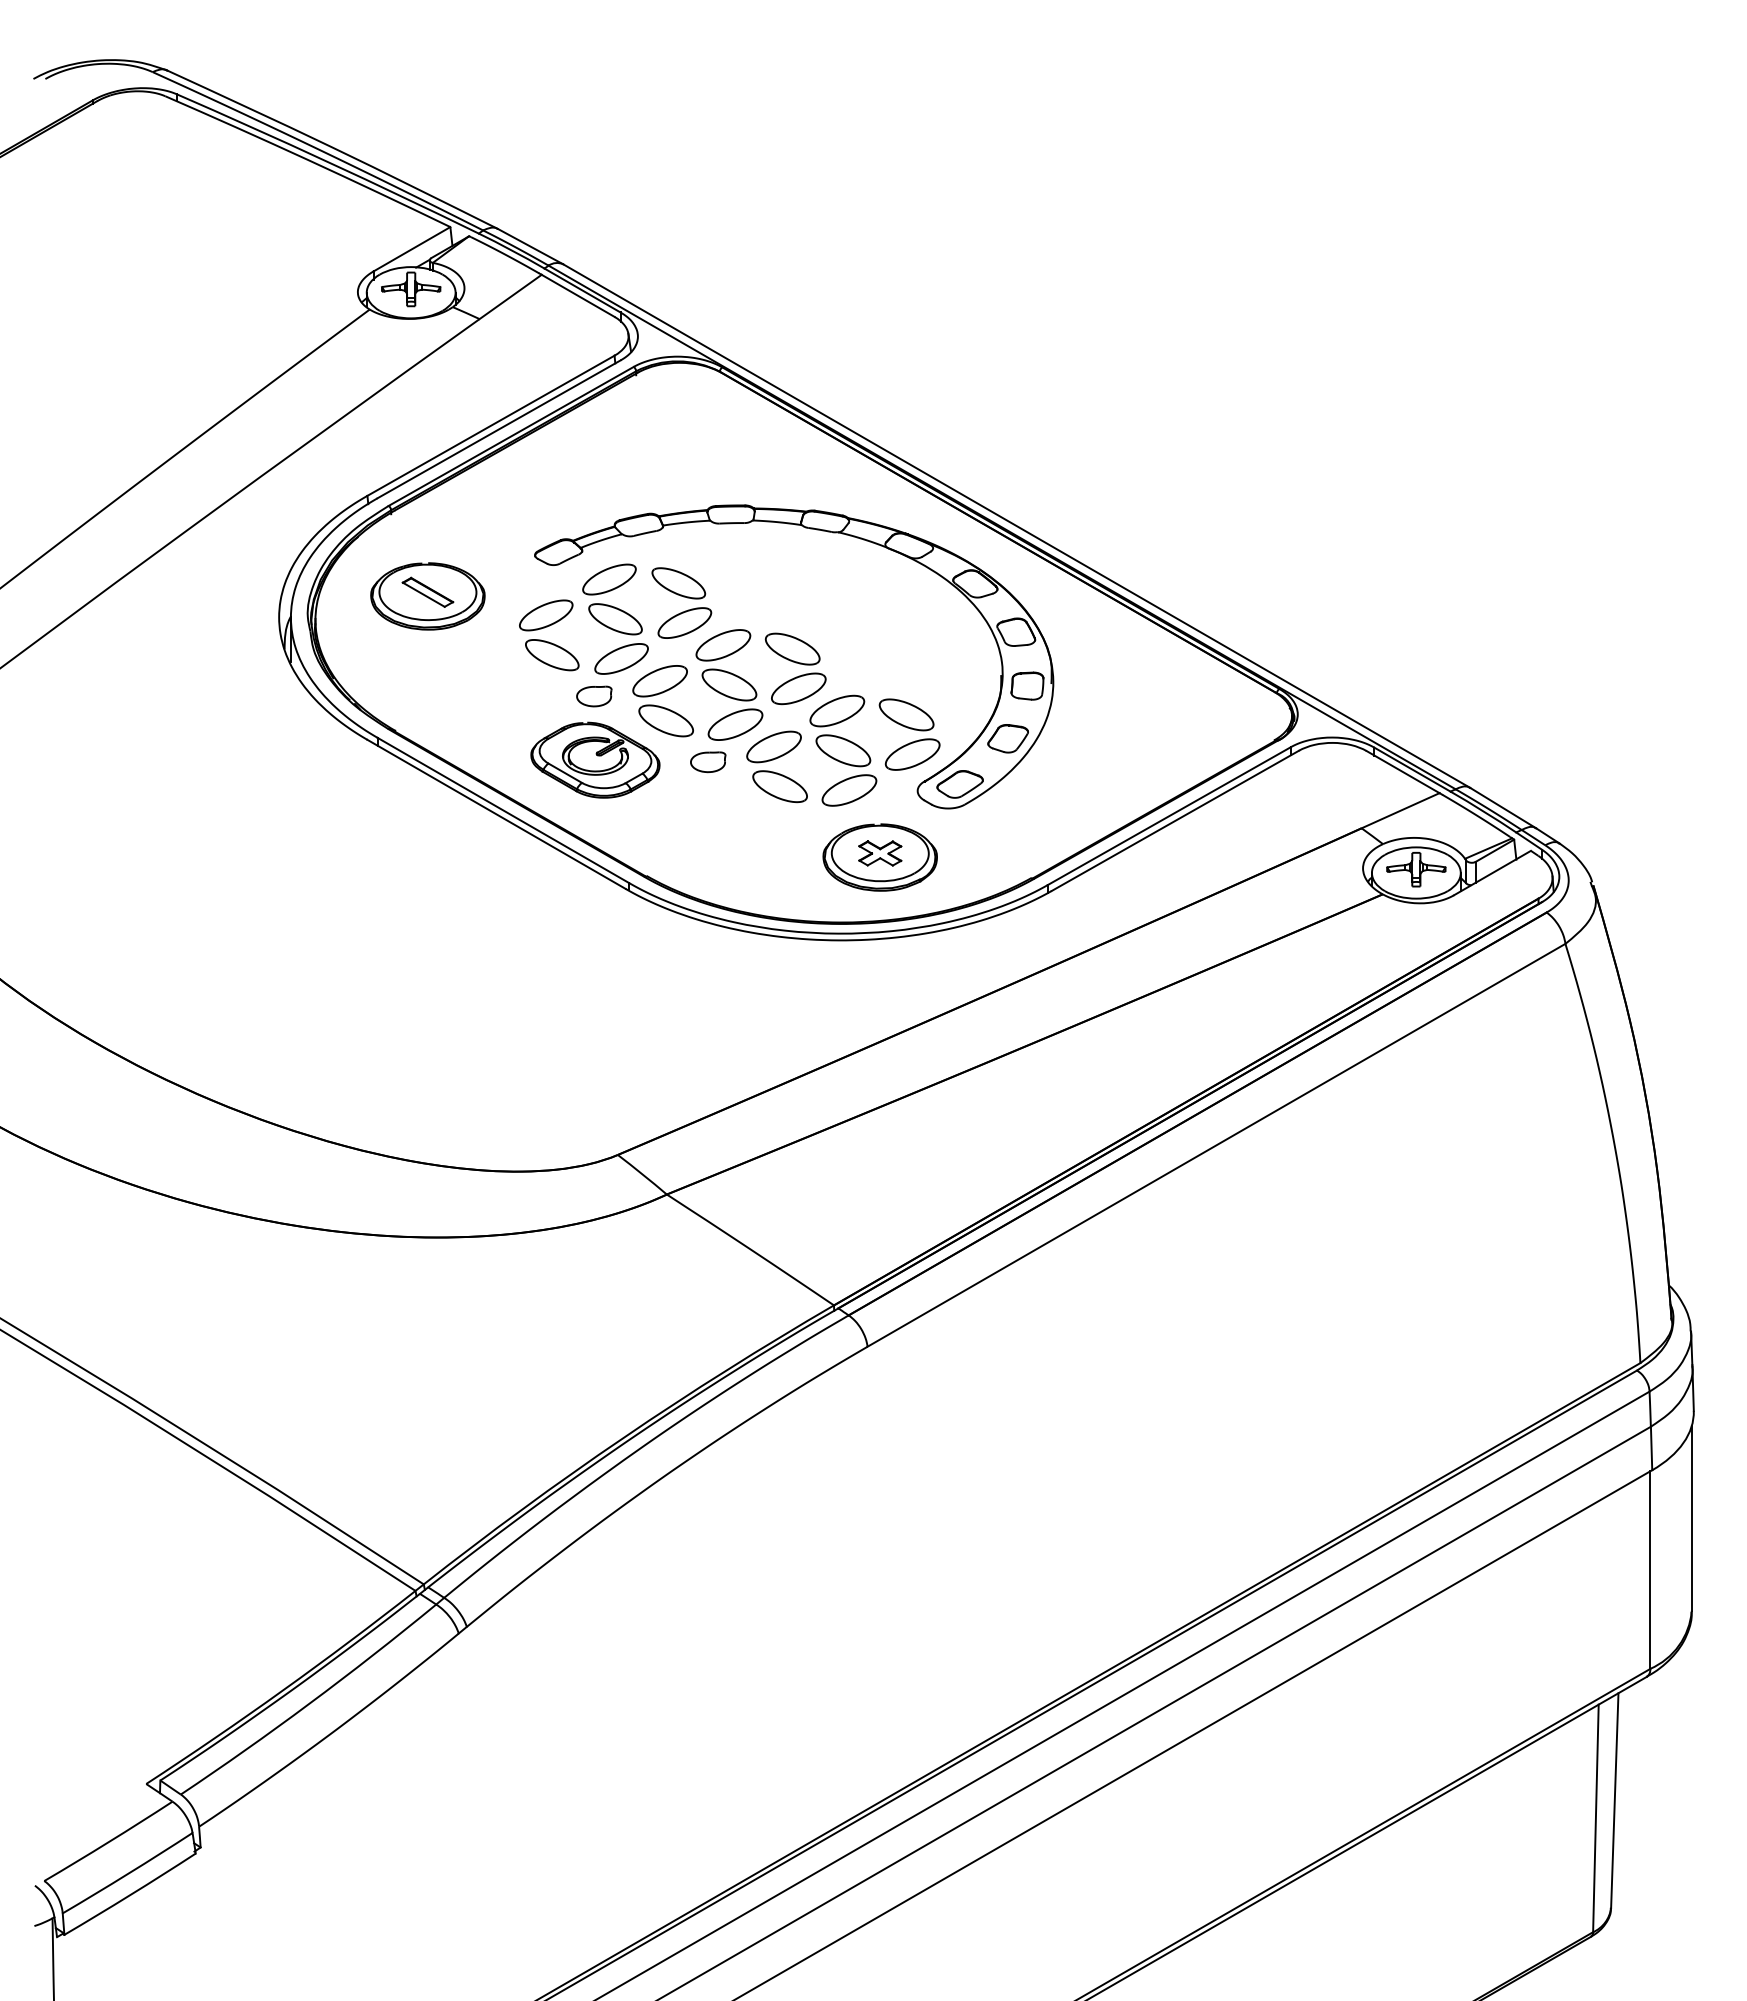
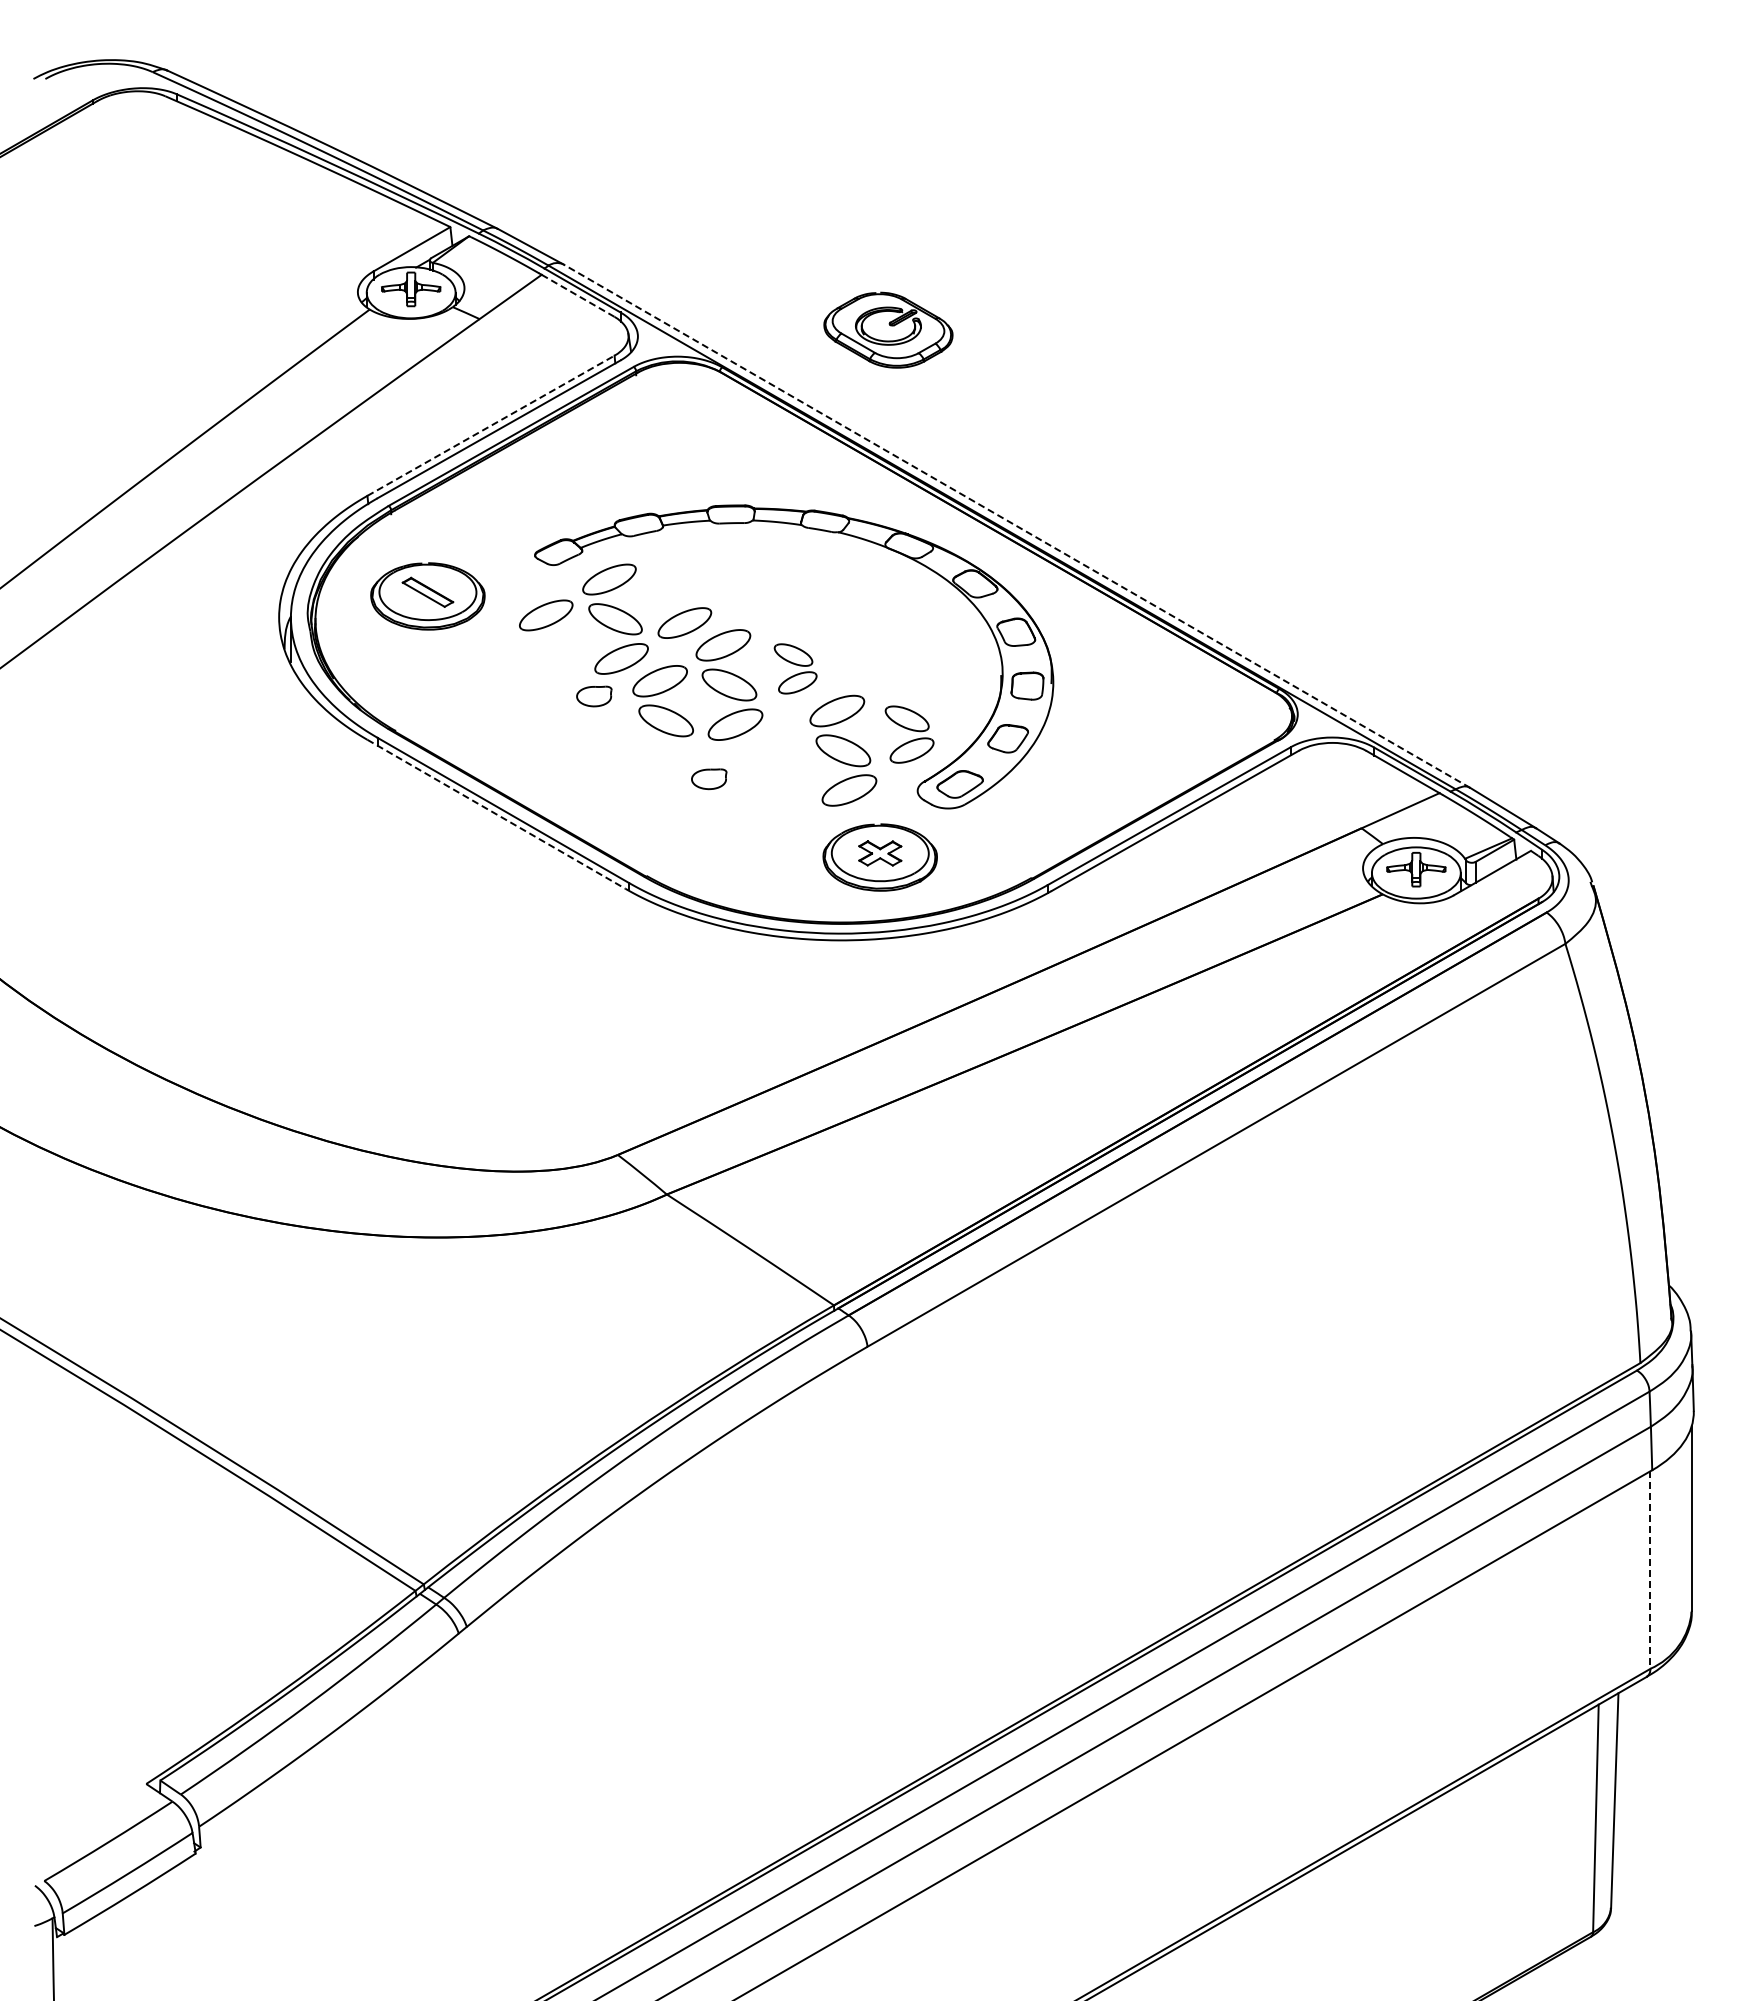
line: solid -> dashed (578, 296)
line: solid -> dashed (491, 425)
line: solid -> dashed (1016, 526)
part: present -> none (678, 583)
part: present -> none (552, 655)
part size: 63x74 px -> 45x52 px (795, 668)
part size: 63x73 px -> 51x59 px (909, 734)
part position: (595, 759) -> (888, 329) (888, 329)
part position: (708, 762) -> (709, 779) (709, 779)
part: present -> none (776, 766)
line: solid -> dashed (496, 814)
line: solid -> dashed (1650, 1570)
